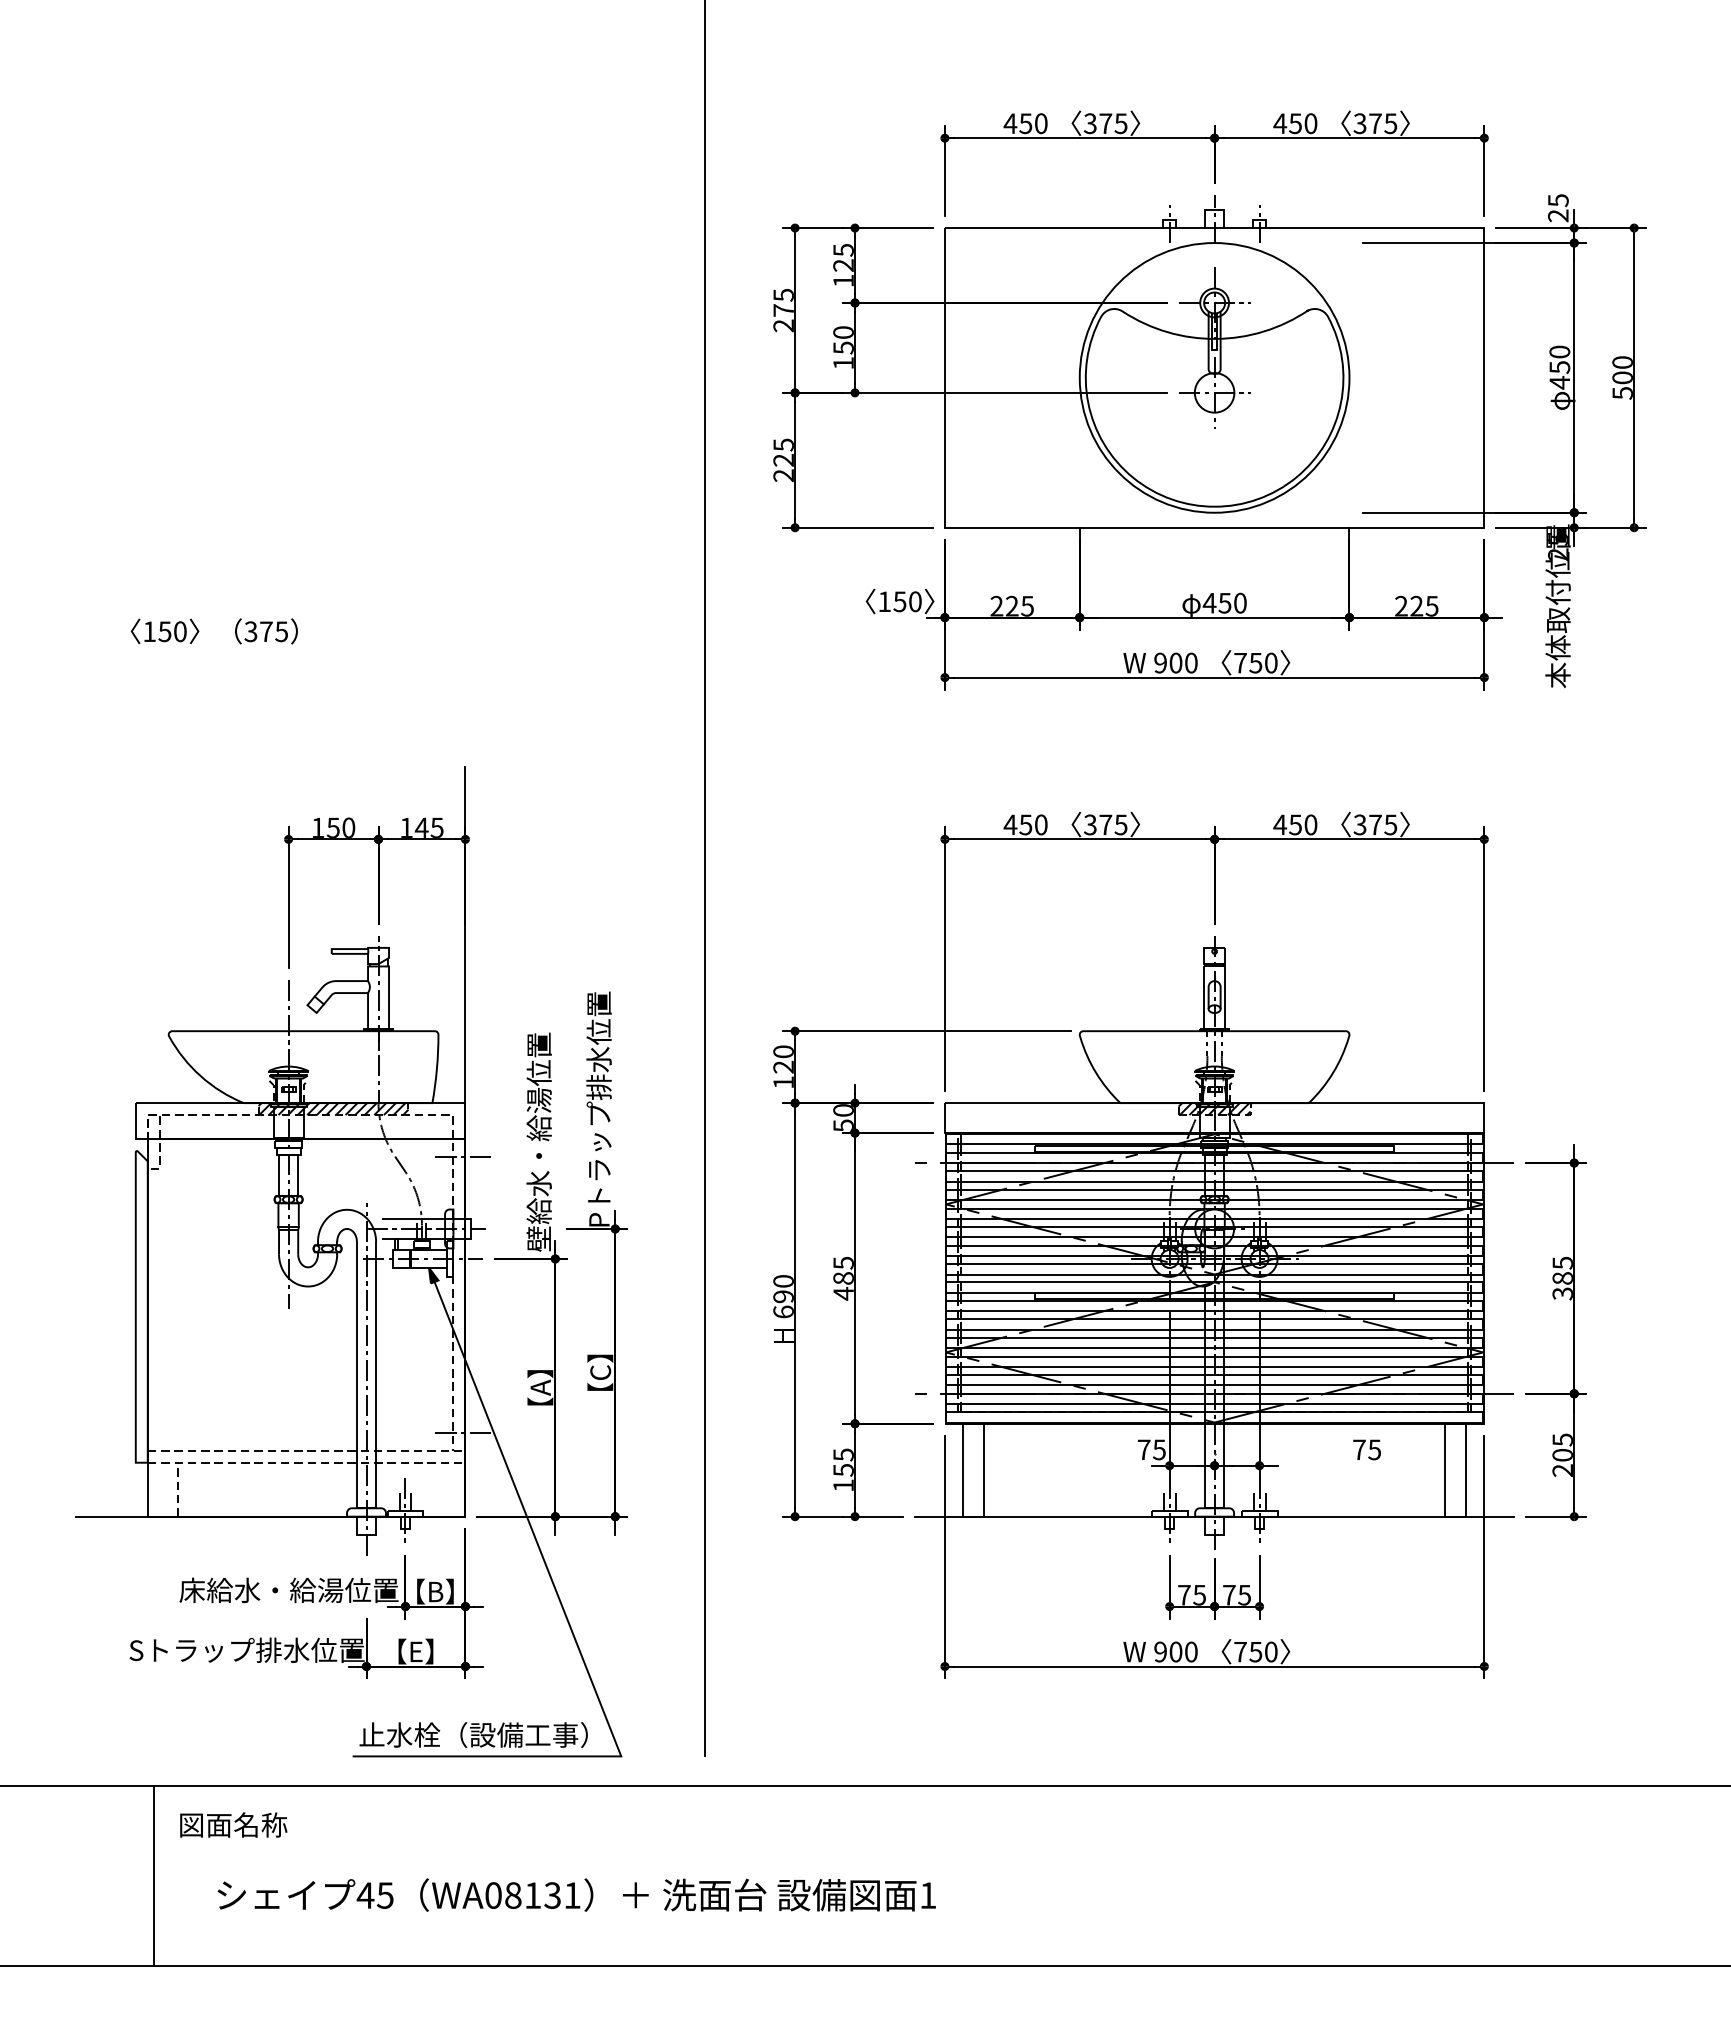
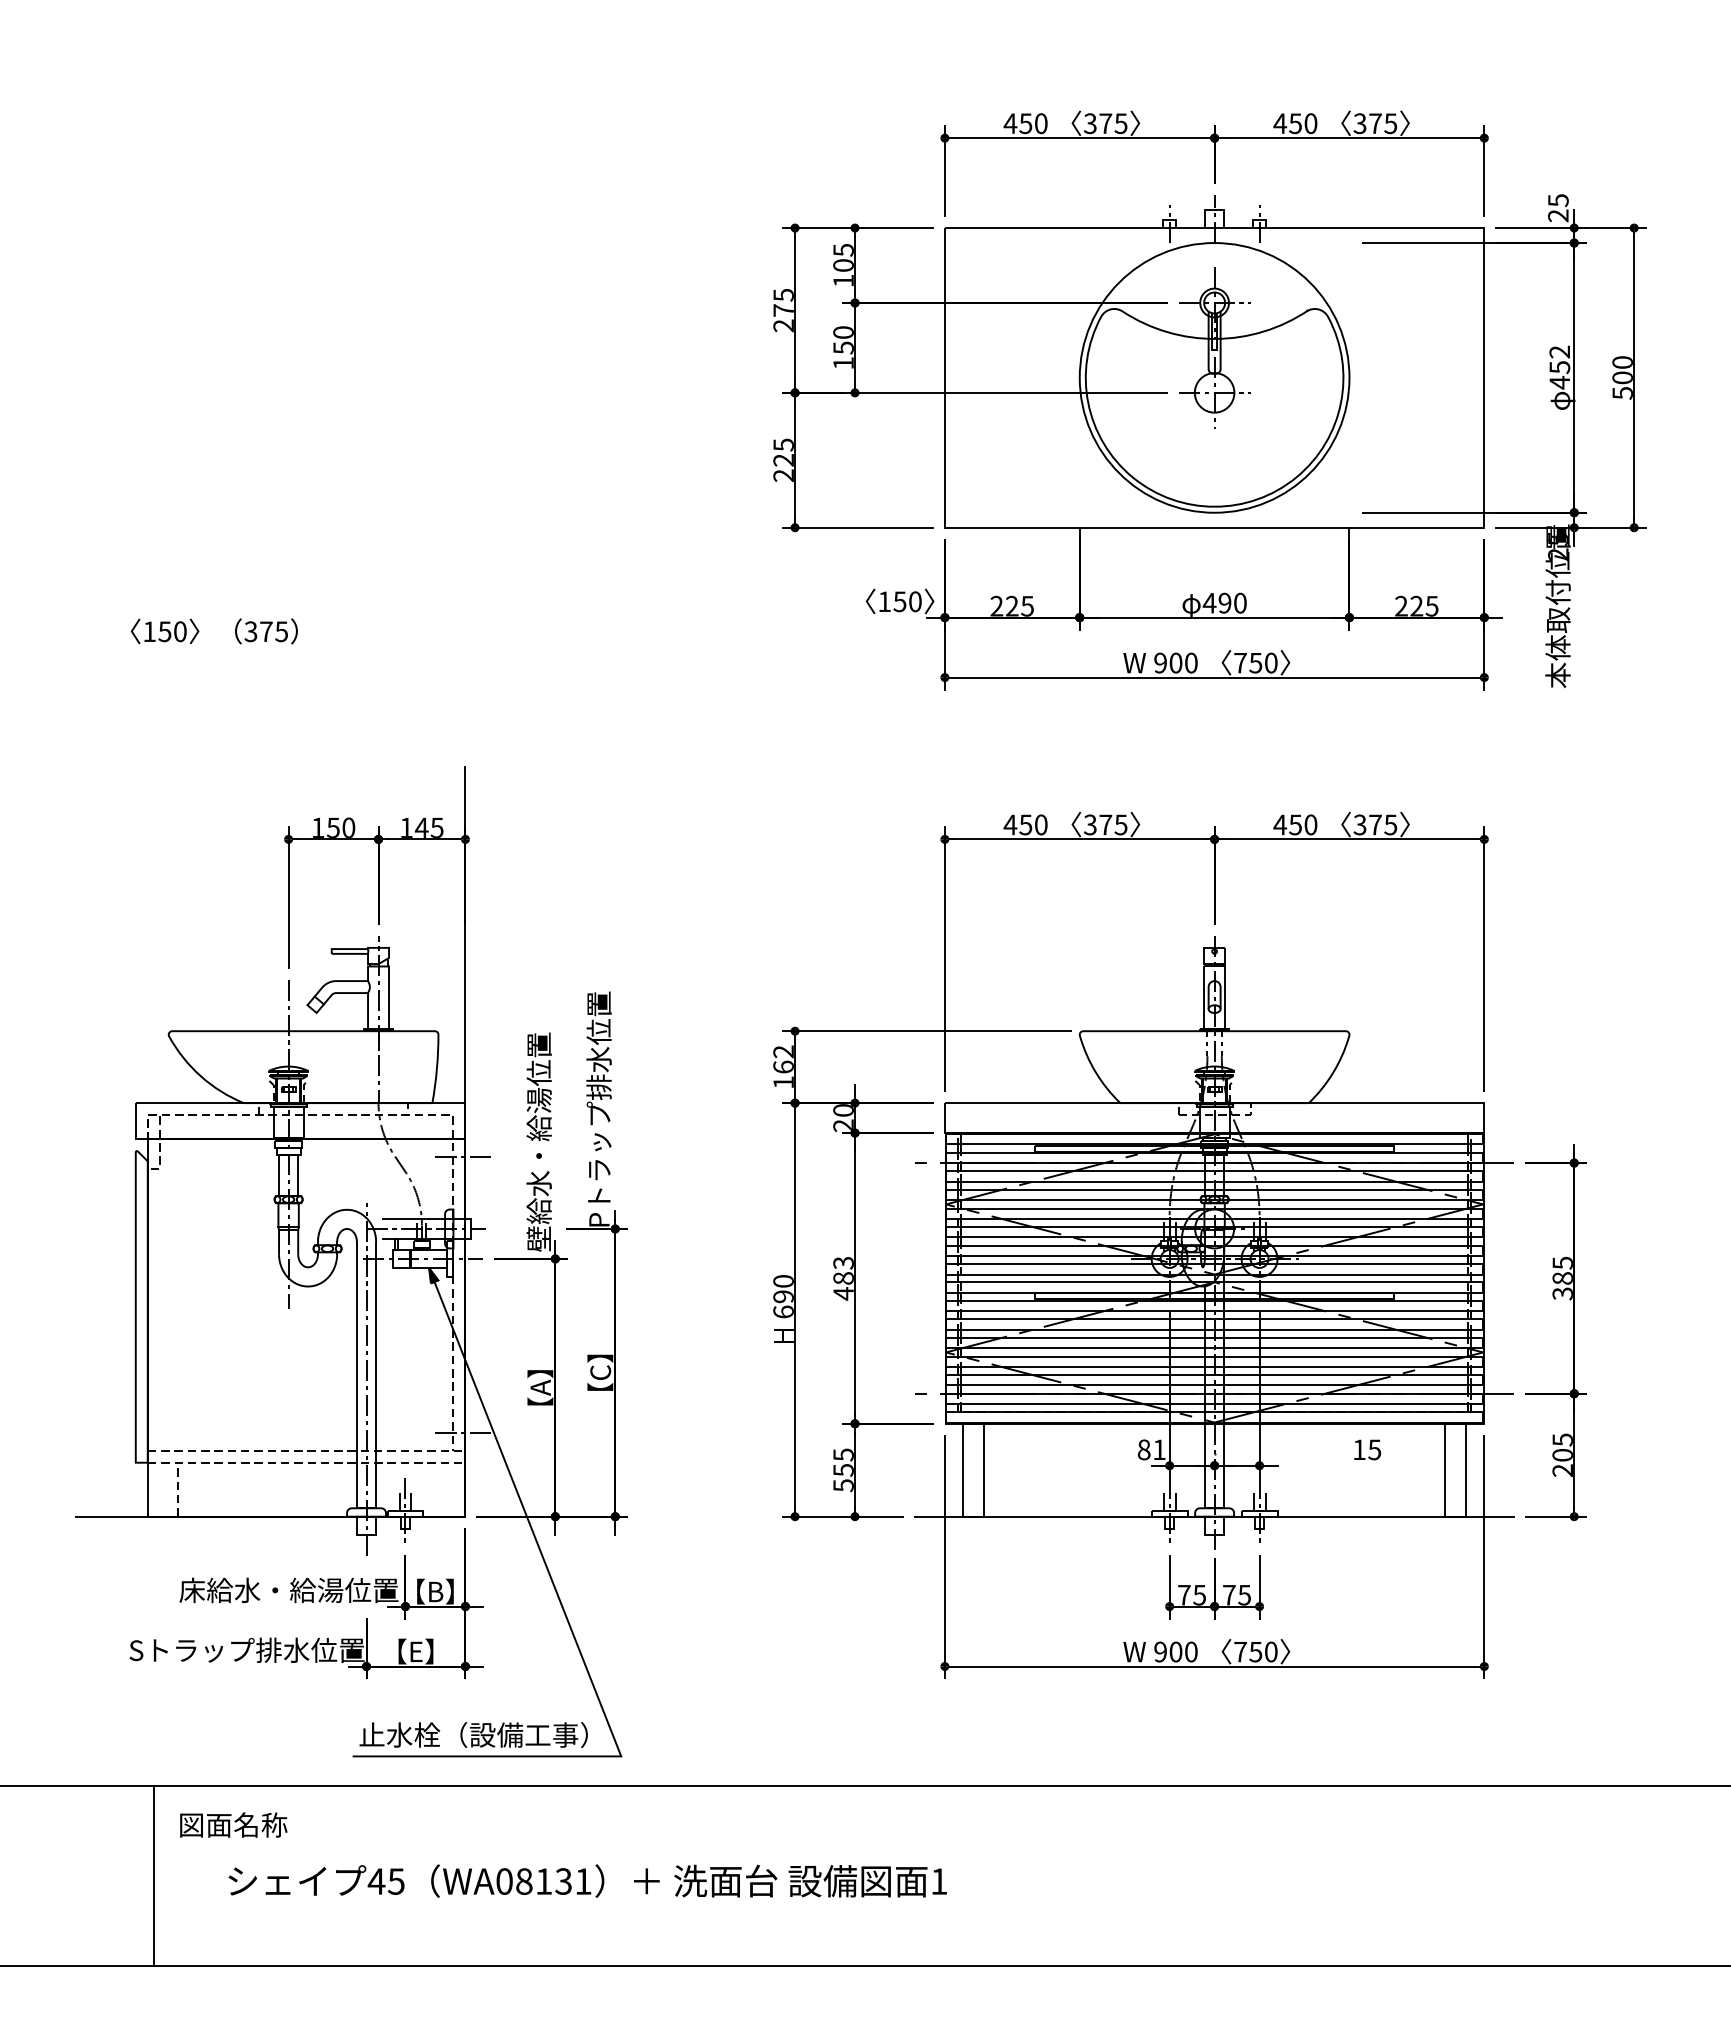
text: 125 -> 105 (843, 265)
text: 450 -> 452 (1559, 351)
text: 450 -> 490 (1224, 602)
line: present -> none (705, 879)
text: 120 -> 162 (783, 1059)
hatch: present -> none (333, 1109)
hatch: present -> none (1214, 1109)
text: 50 -> 20 (843, 1125)
text: 485 -> 483 (843, 1262)
text: 75 -> 81 (1151, 1449)
text: 75 -> 15 (1359, 1449)
text: 155 -> 555 (843, 1485)
text position: (576, 1894) -> (587, 1880) (587, 1880)
